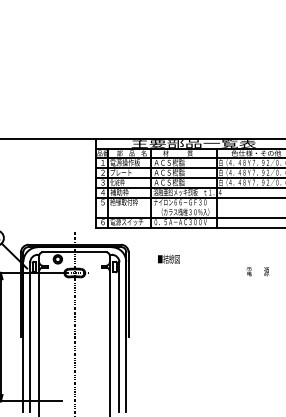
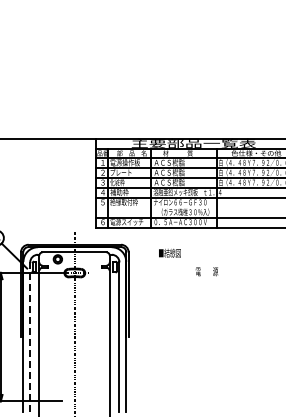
text position: (168, 258) -> (169, 252) (169, 252)
text position: (257, 271) -> (206, 271) (206, 271)
line: solid -> dashed (30, 337)
